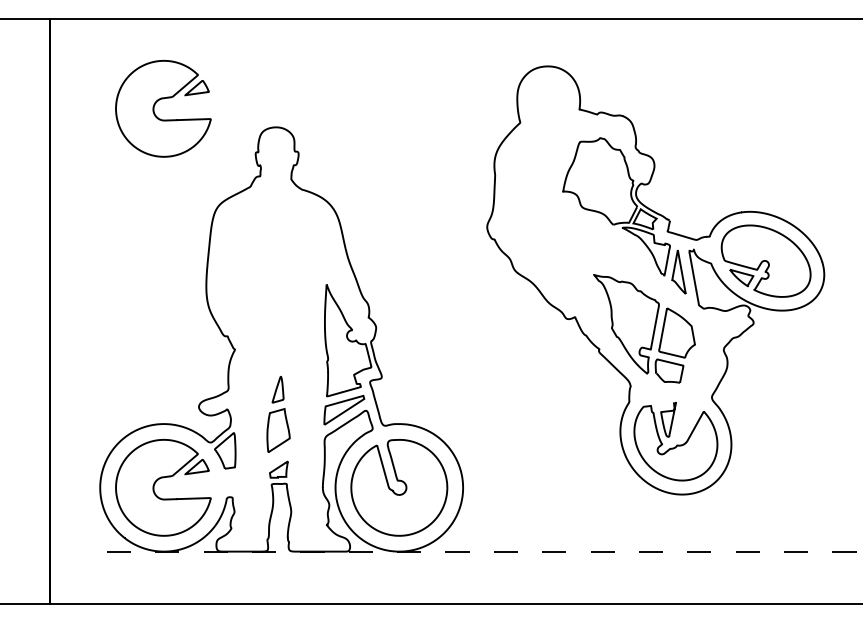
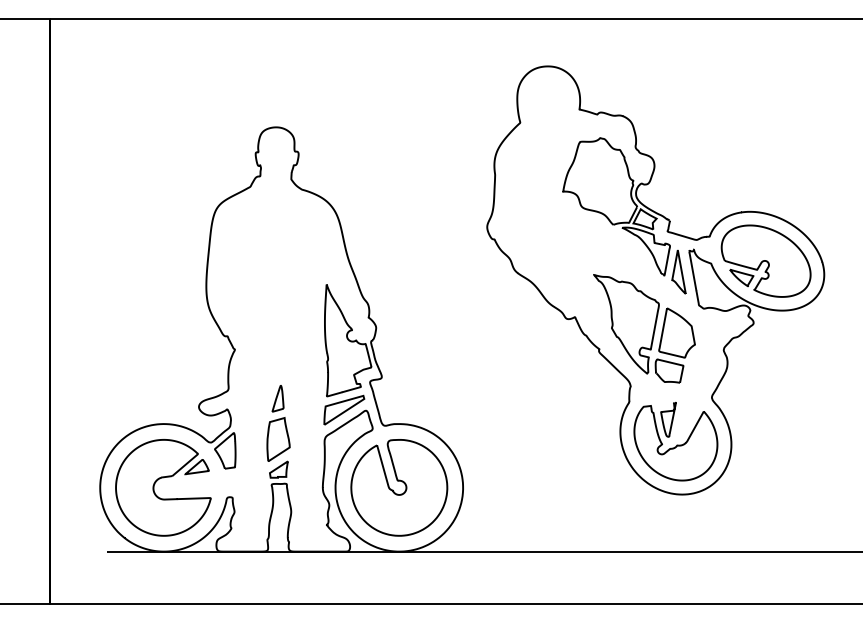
part: present -> none (157, 102)
part position: (278, 414) -> (278, 423) (278, 423)
line: dashed -> solid (484, 551)
